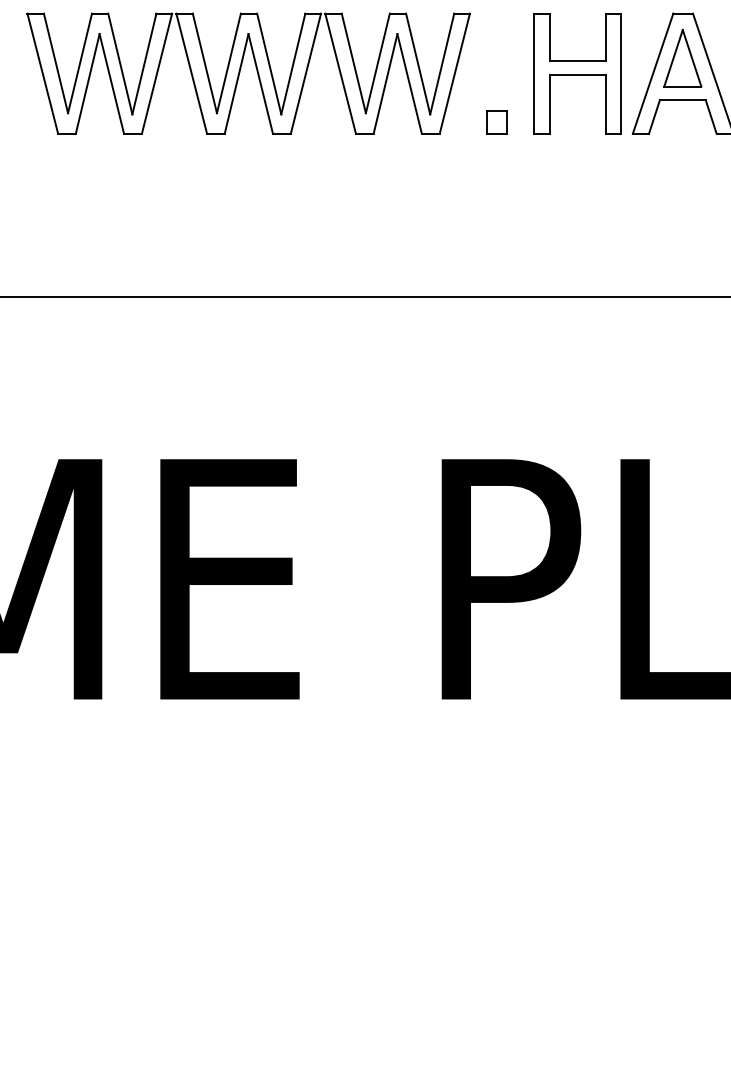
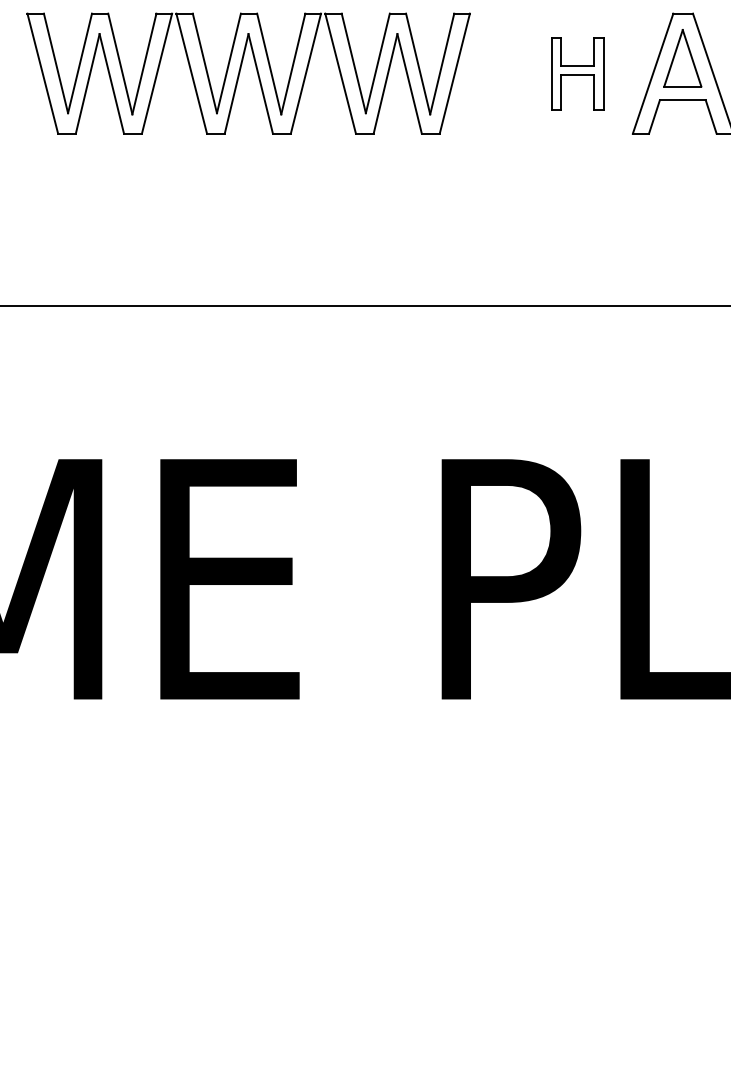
part size: 89x122 px -> 54x74 px (577, 73)
part: present -> none (496, 122)
line position: (364, 297) -> (364, 306) (364, 306)
